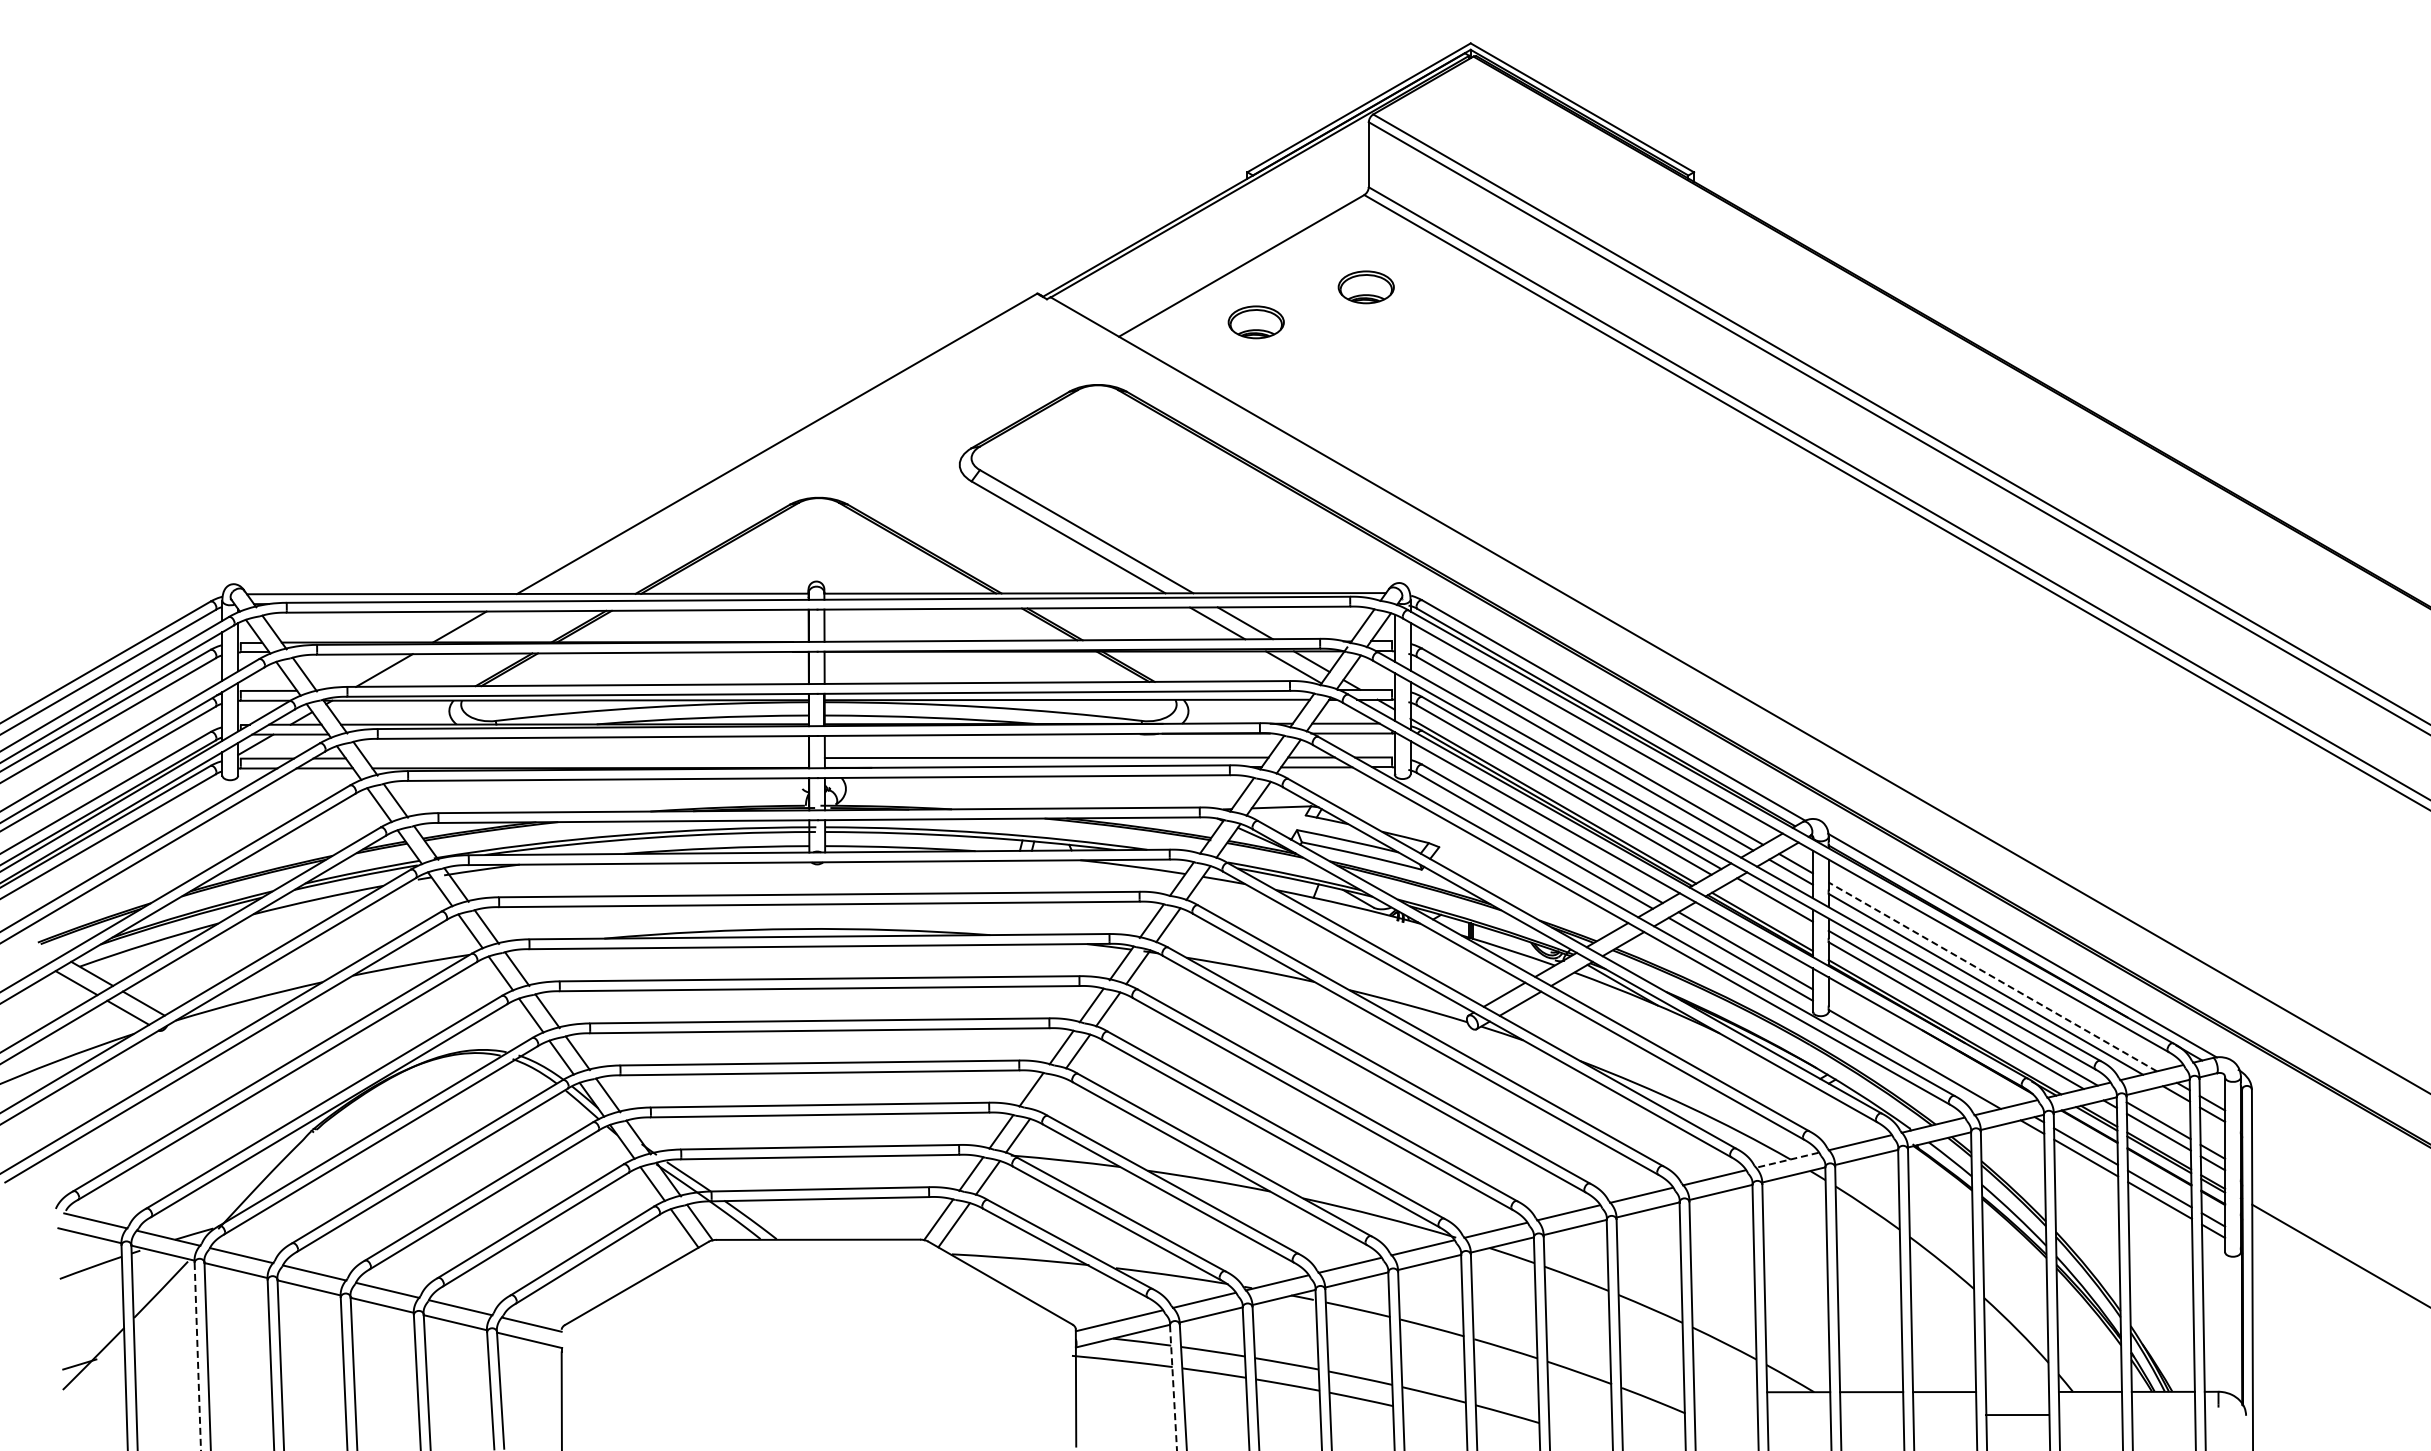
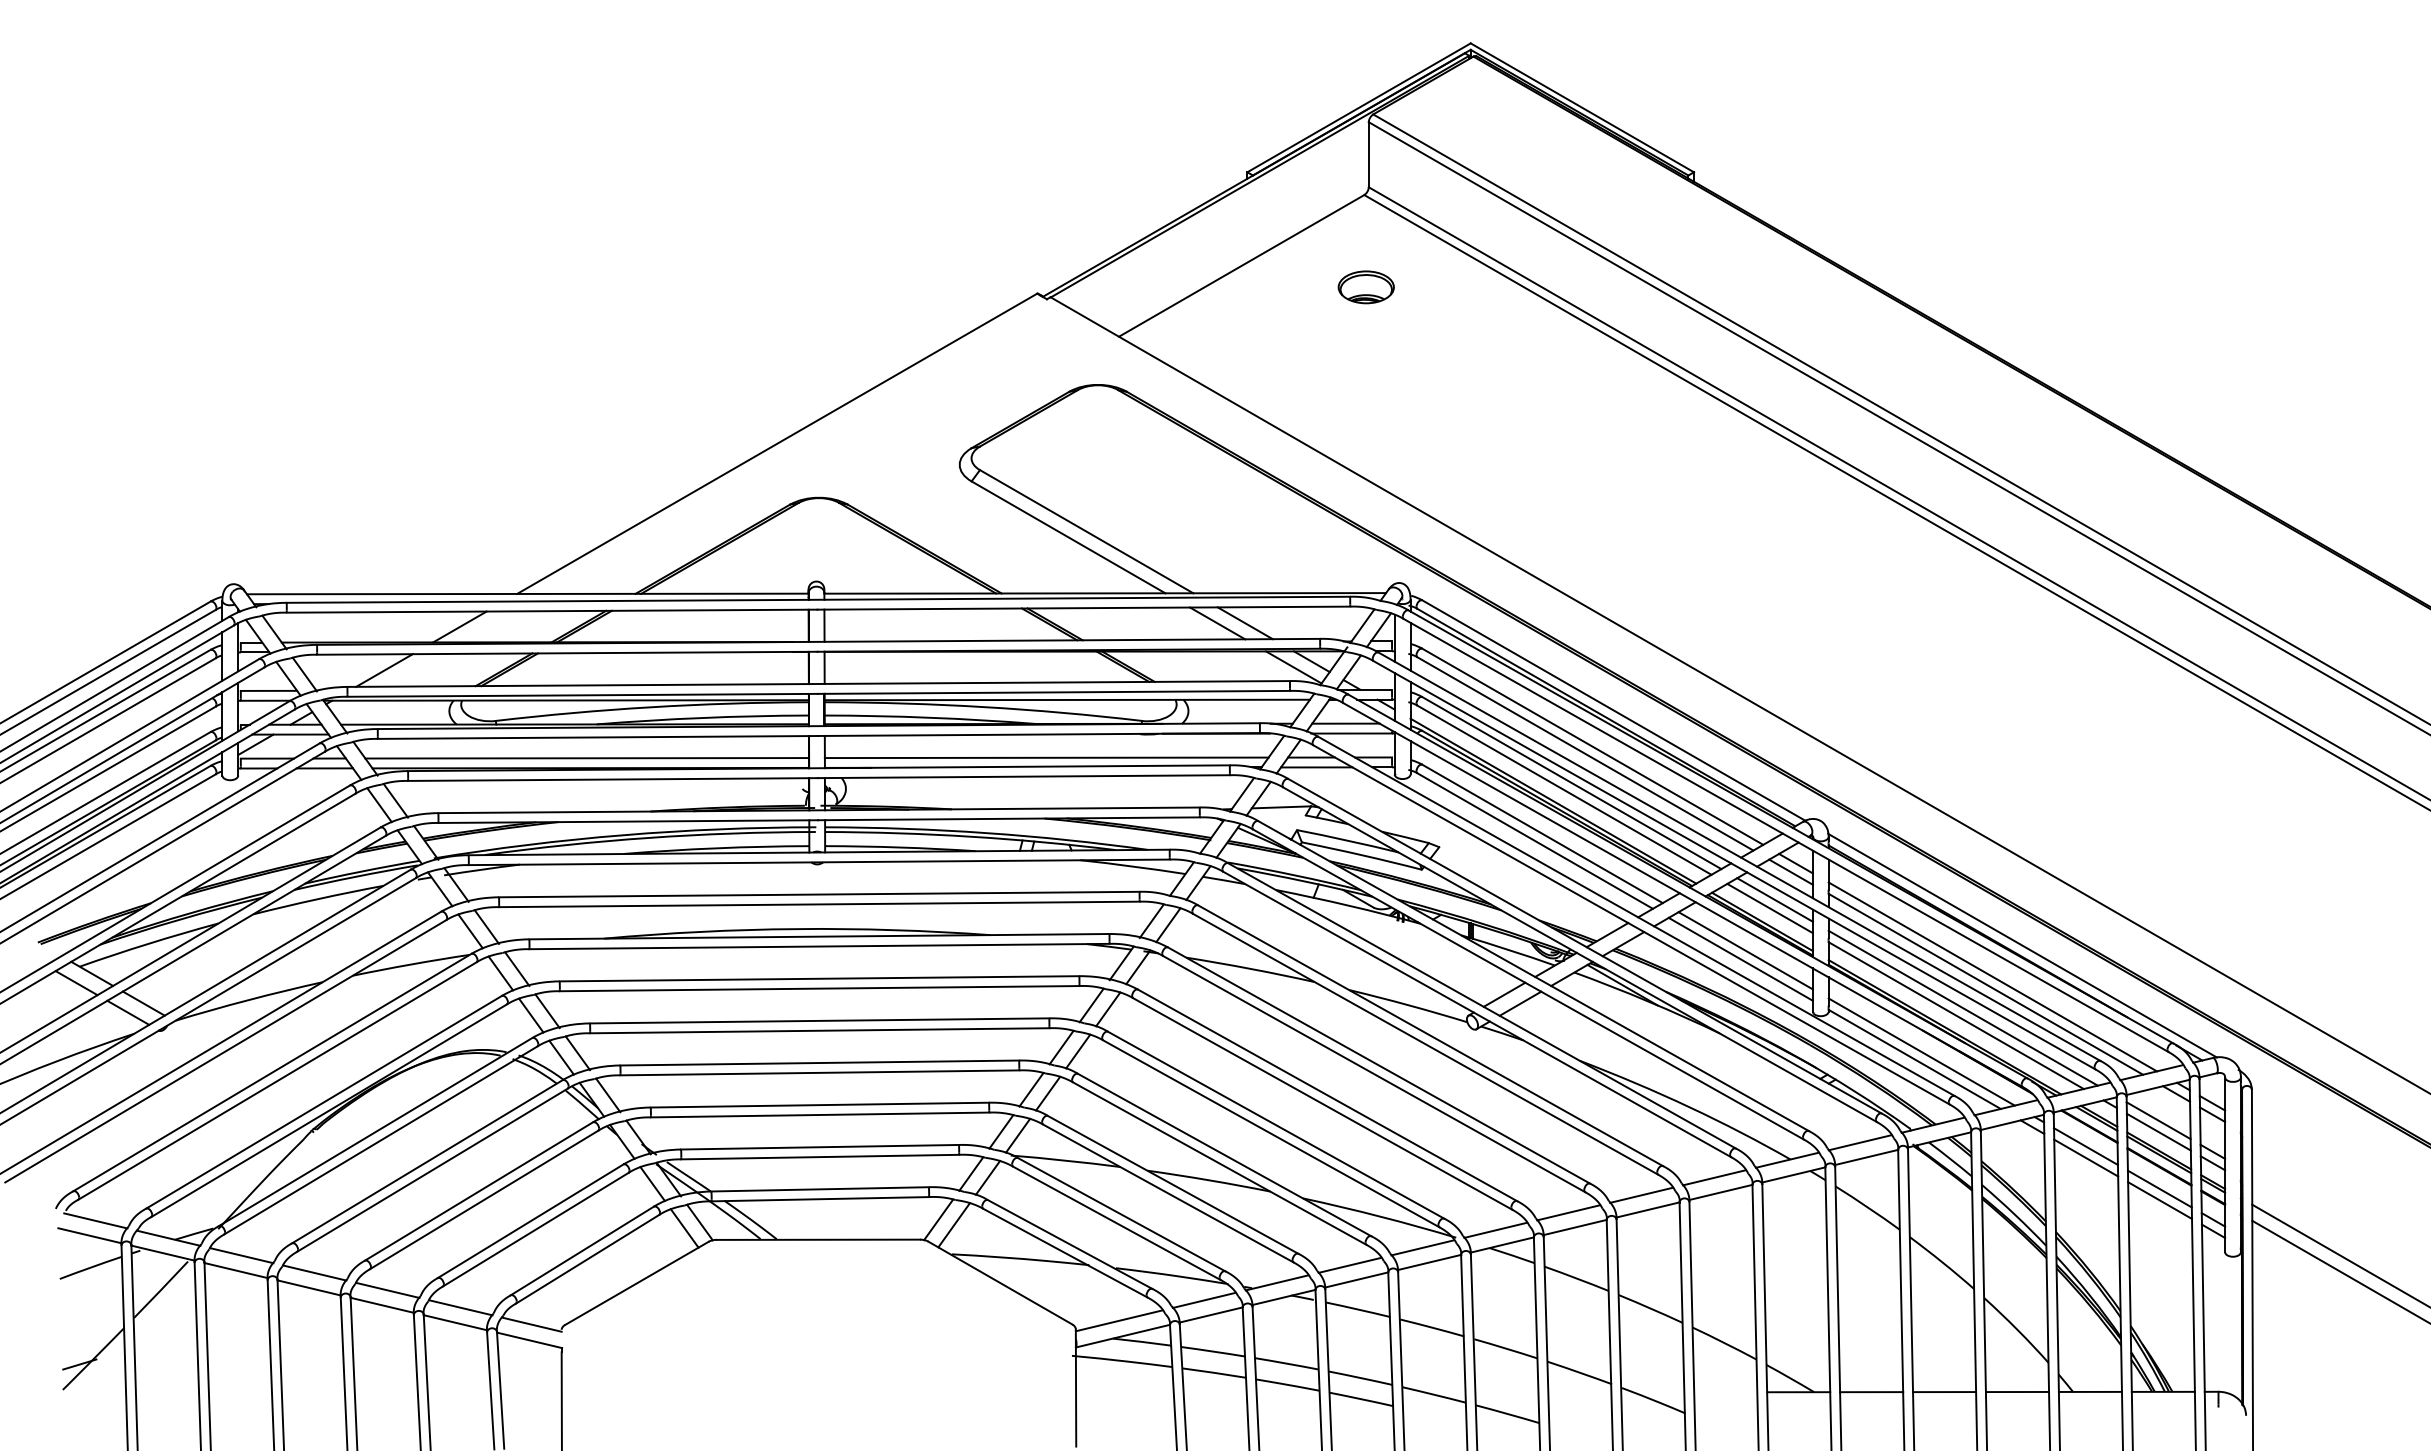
part: present -> none (1255, 322)
line: none -> present (586, 758)
line: none -> present (1769, 908)
line: dashed -> solid (1992, 976)
line: none -> present (1921, 1051)
line: none -> present (1048, 1093)
line: dashed -> solid (1786, 1160)
line: none -> present (2339, 1270)
line: dashed -> solid (197, 1356)
line: dashed -> solid (1173, 1387)
line position: (2017, 1414) -> (2017, 1391) (2017, 1391)
